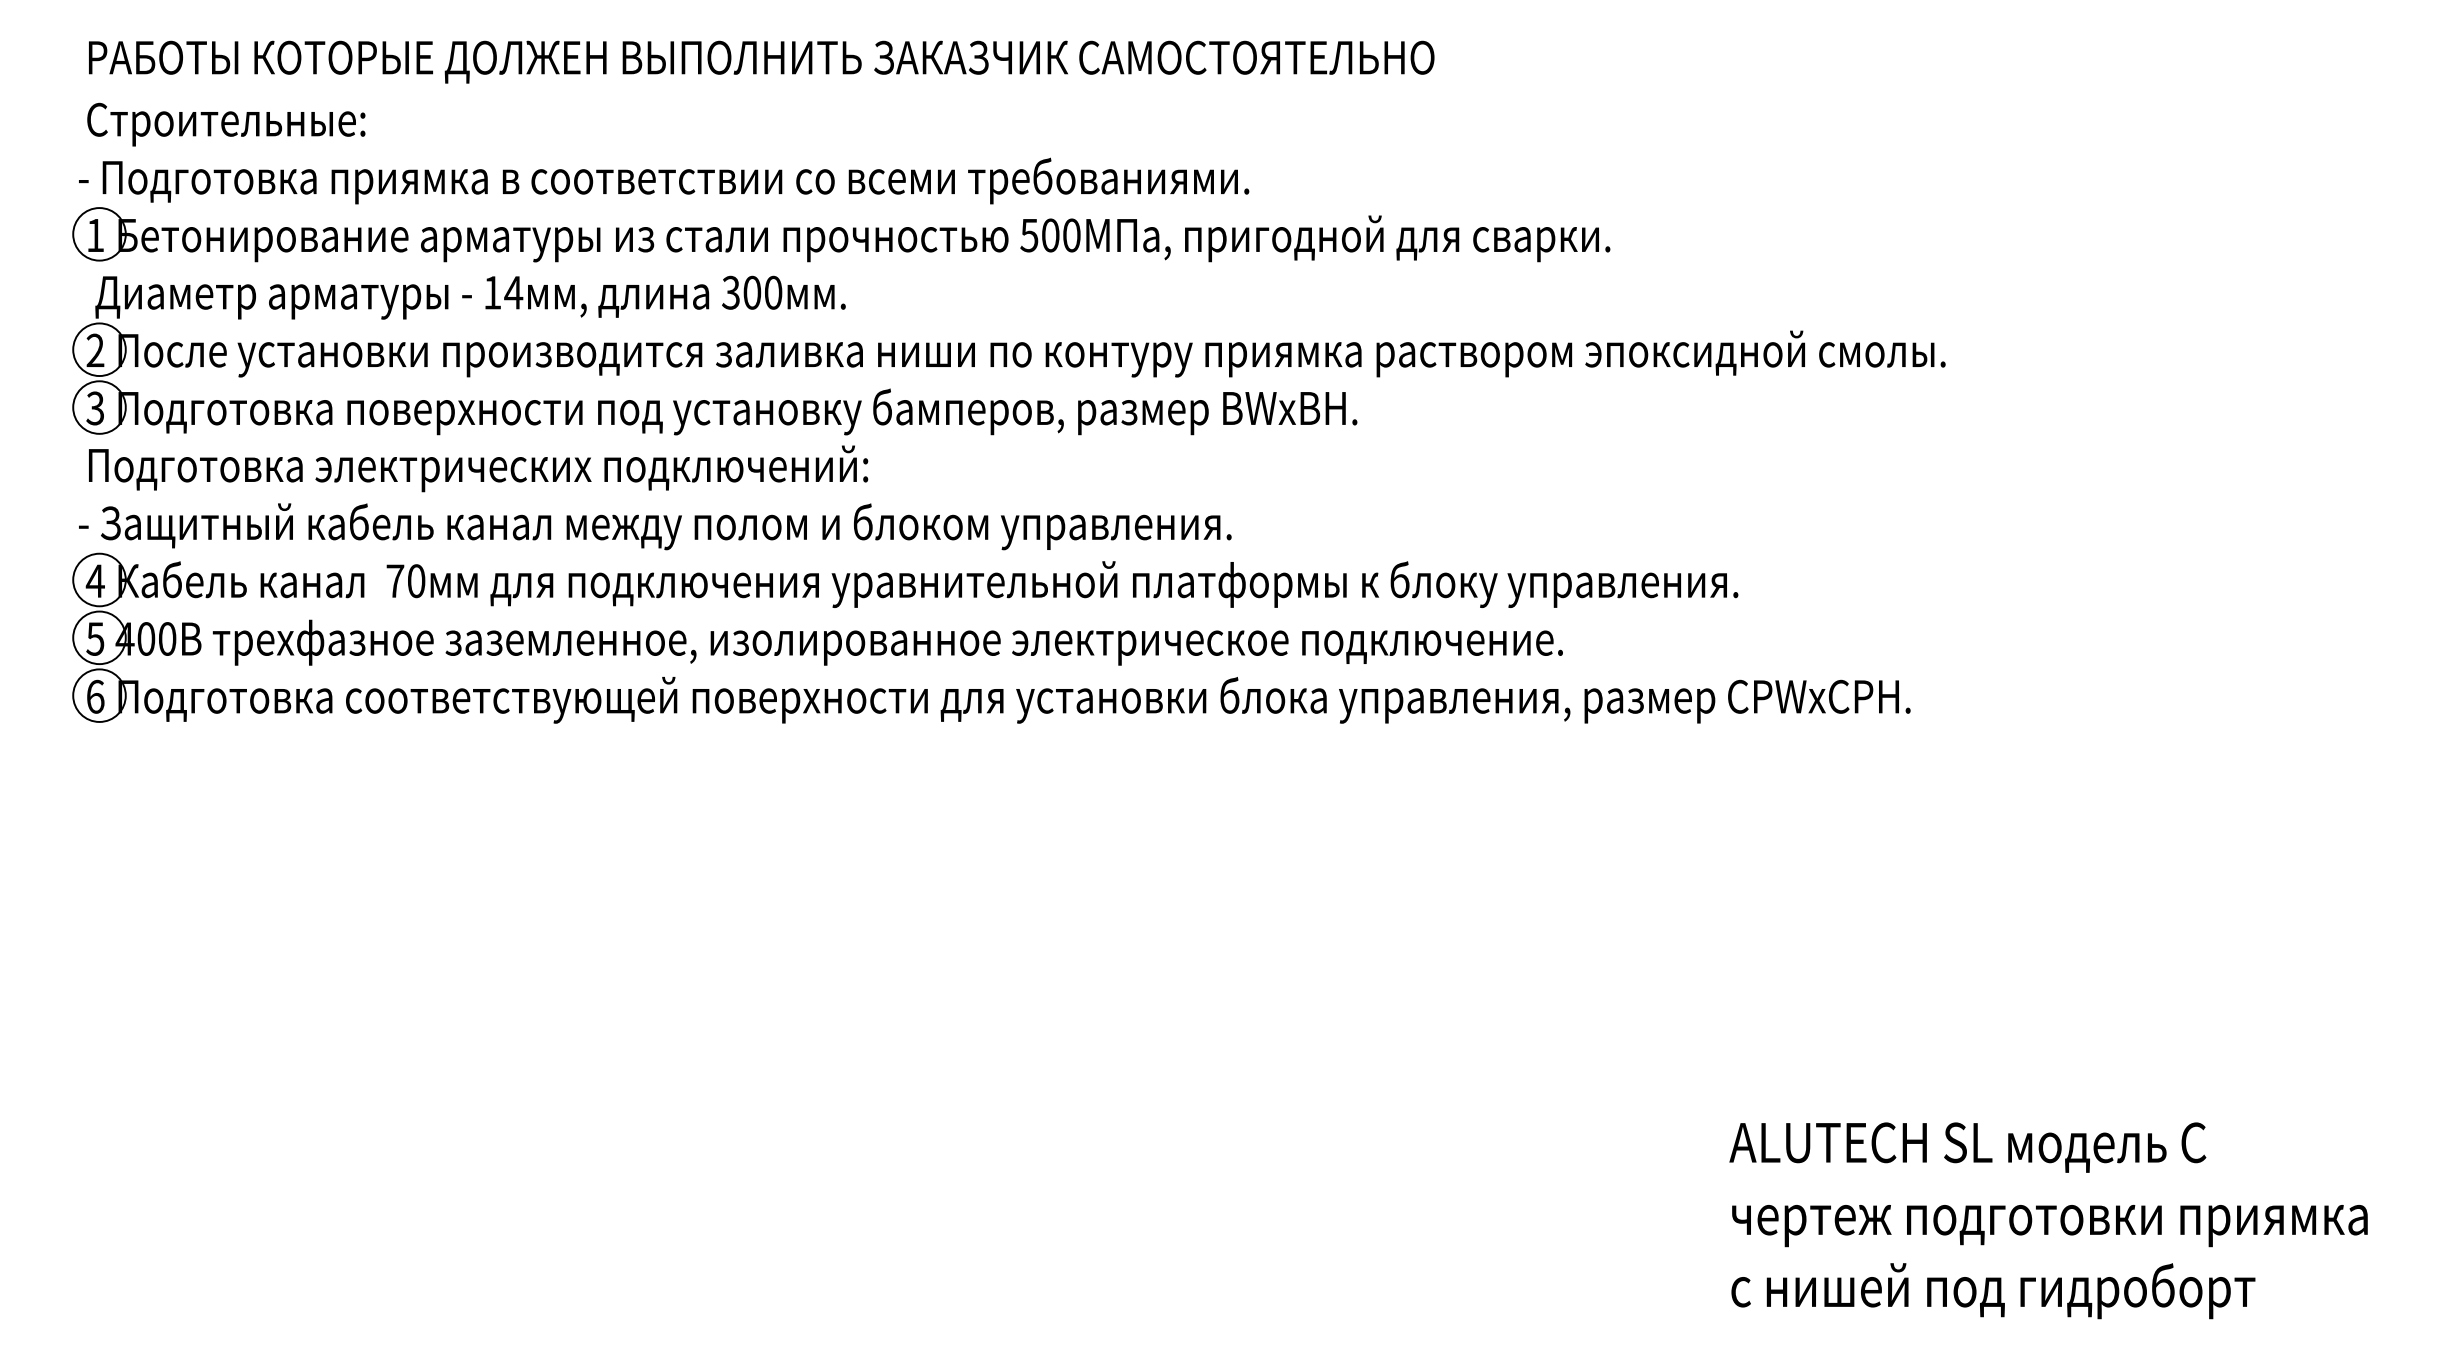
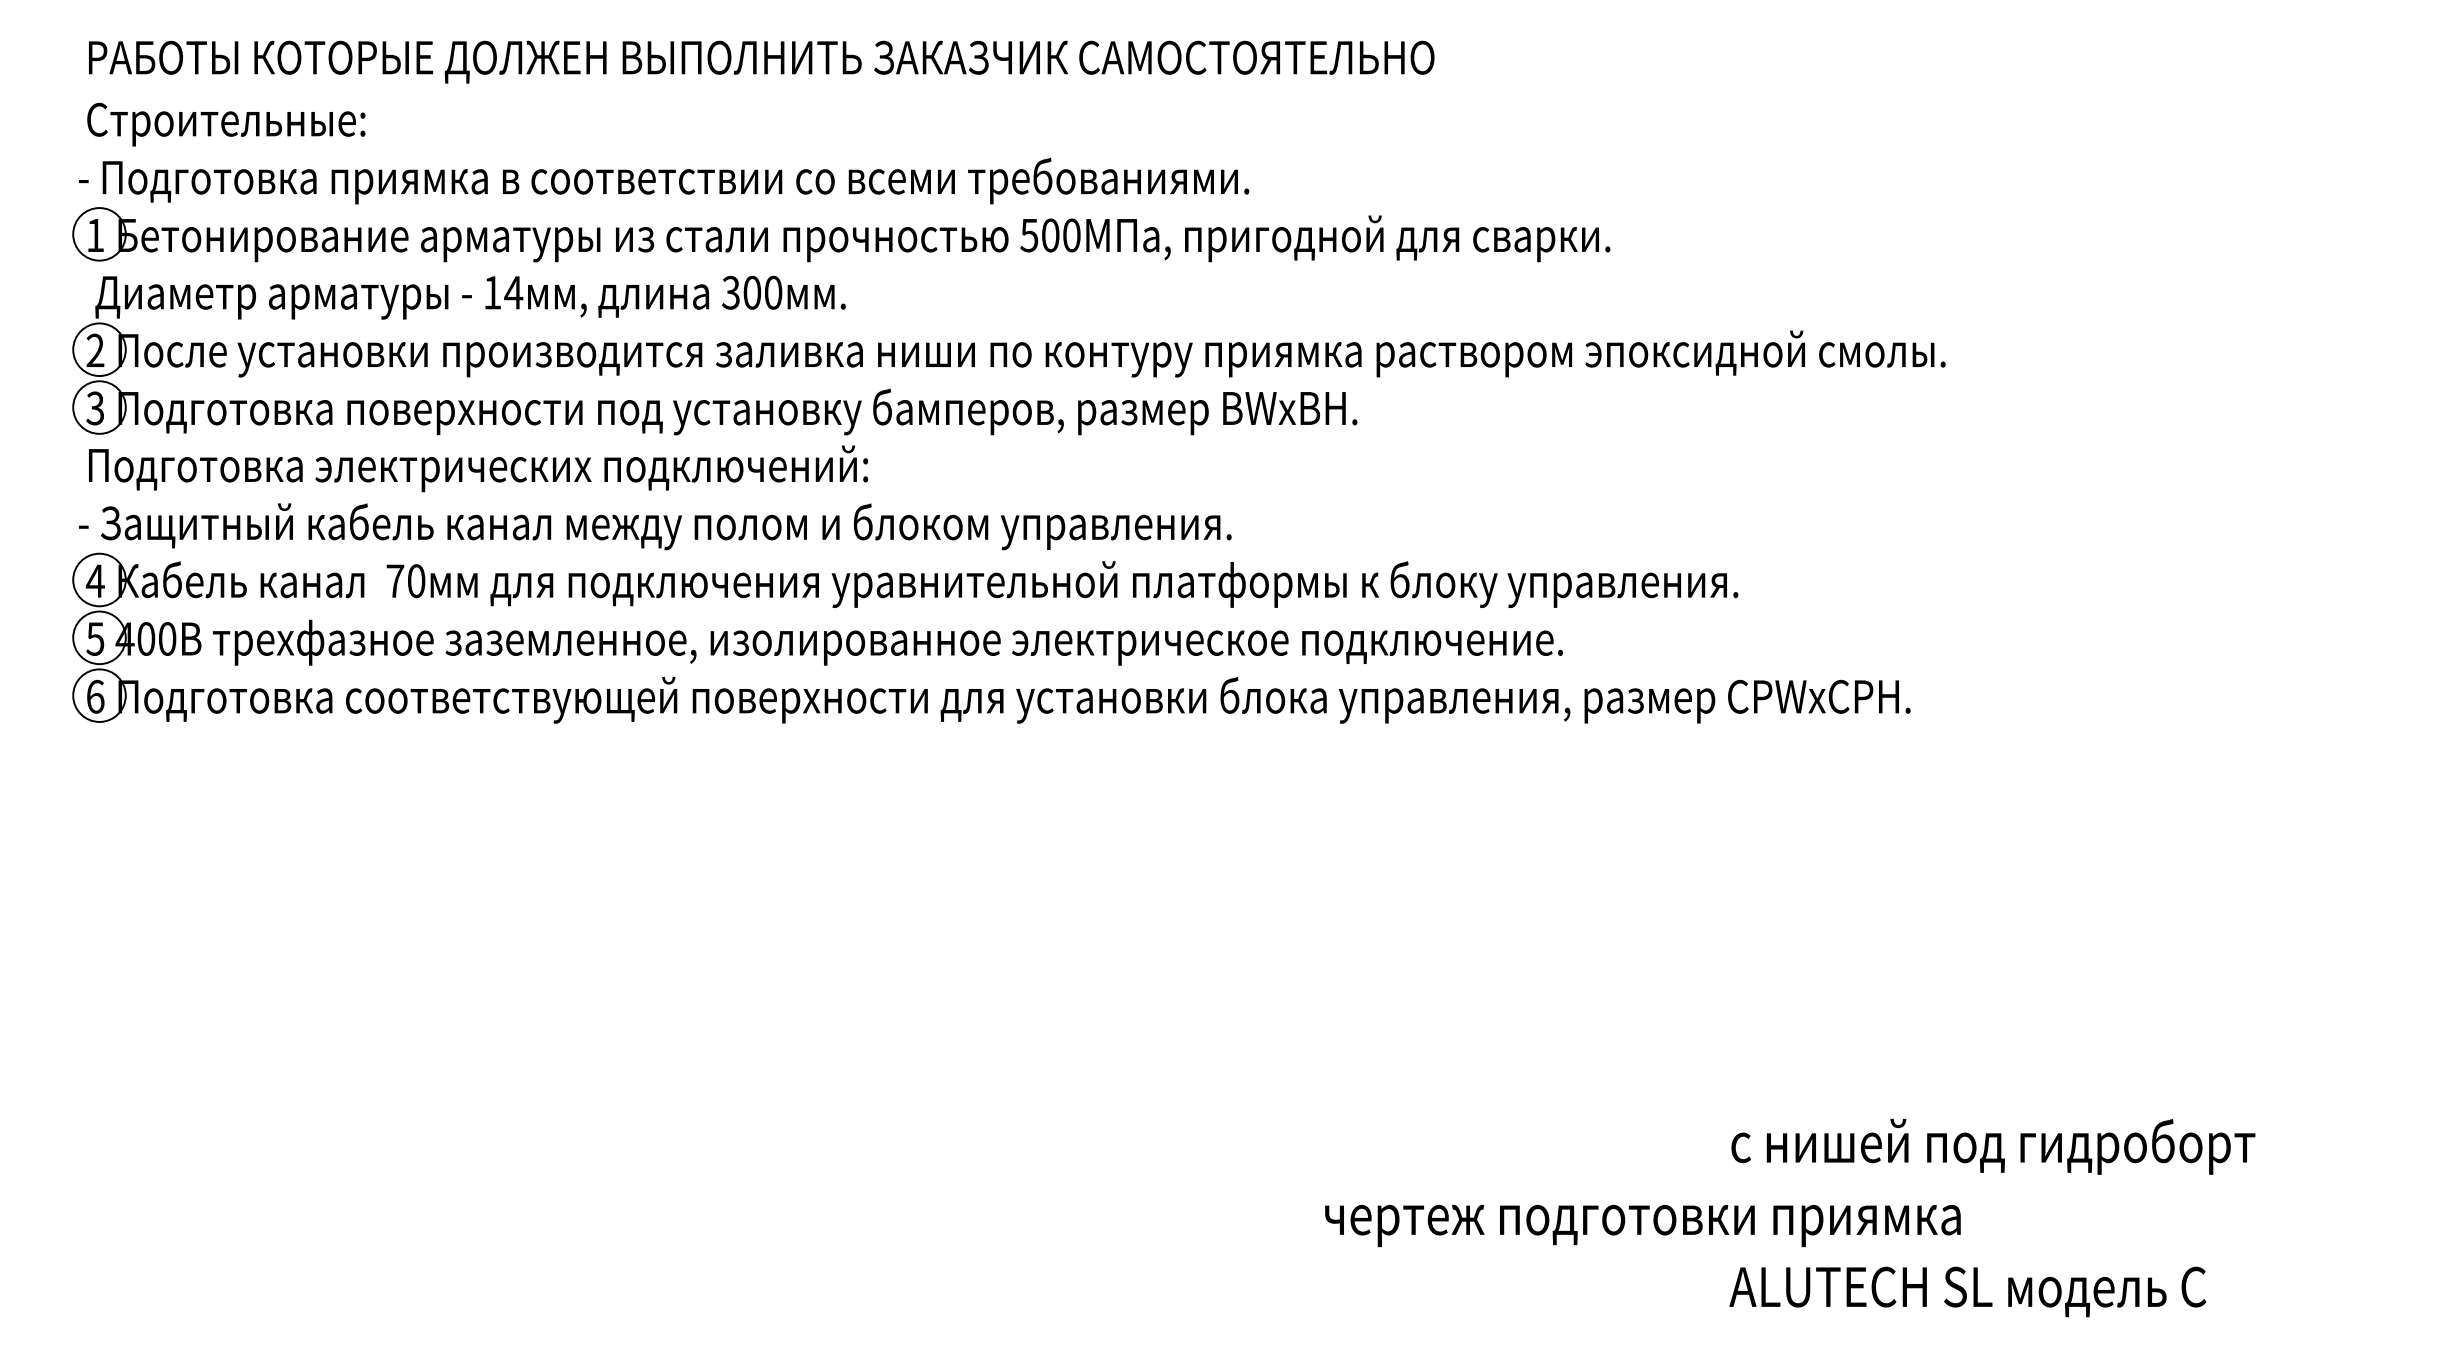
text: ALUTECH SL модель С -> с нишей под гидроборт (1992, 1146)
text position: (2049, 1226) -> (1642, 1226) (1642, 1226)
text: с нишей под гидроборт -> ALUTECH SL модель С (1992, 1291)
